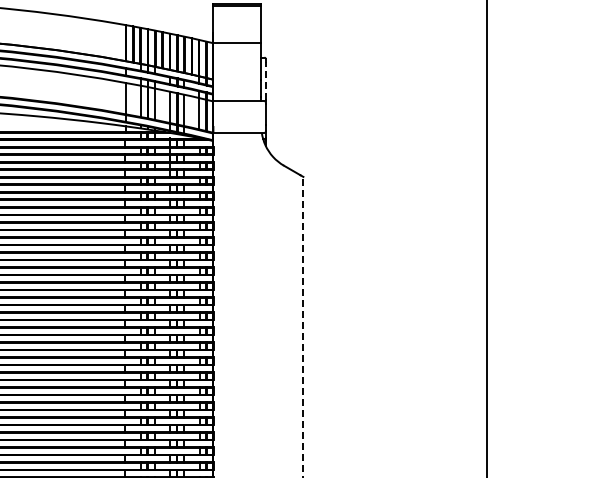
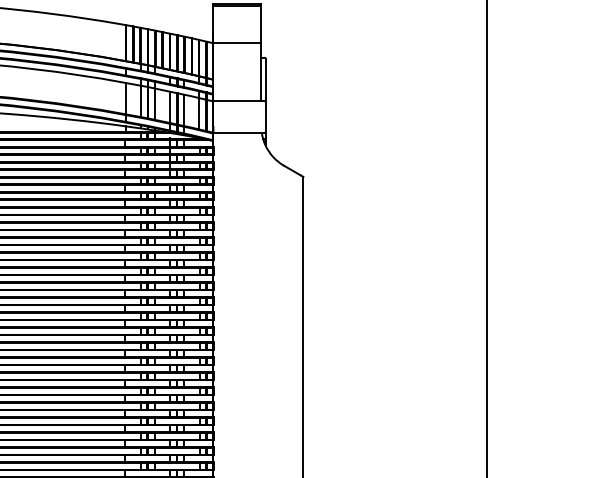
line: dashed -> solid (265, 80)
line: dashed -> solid (303, 326)
